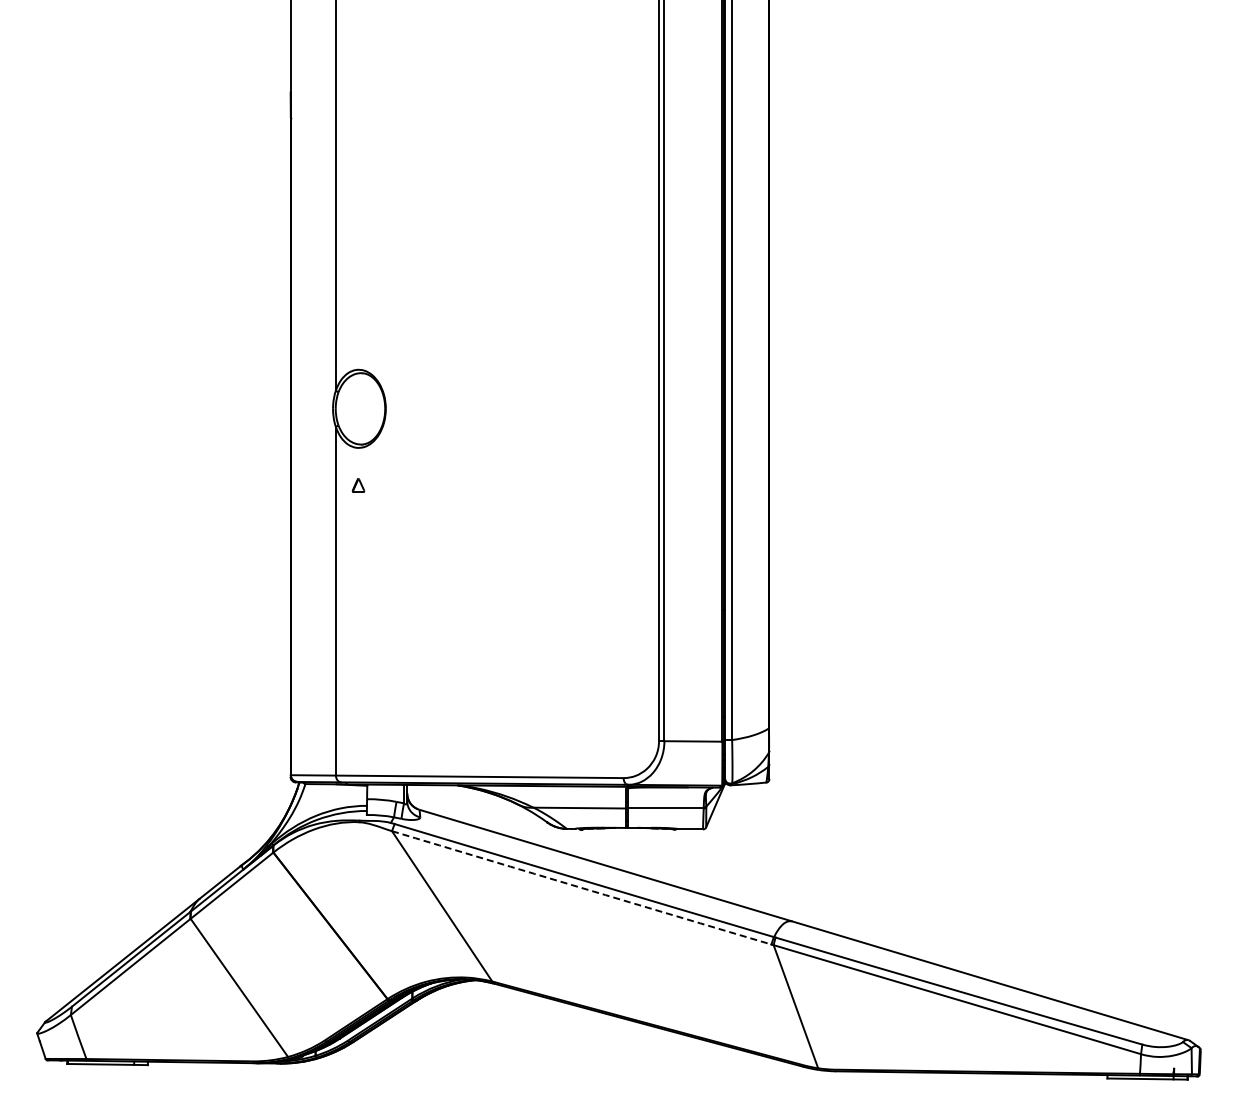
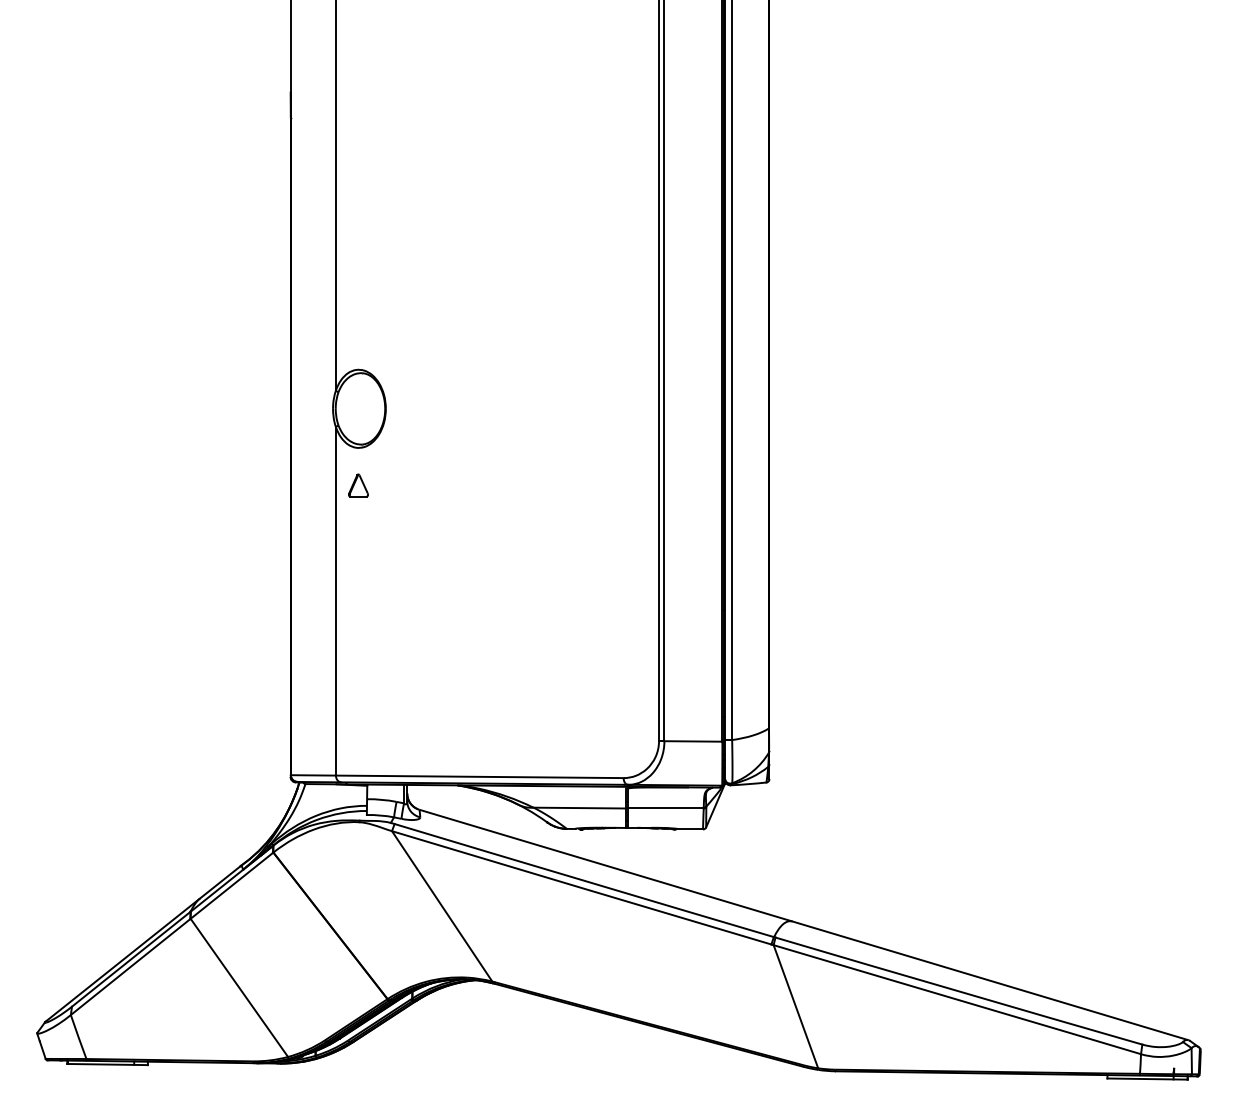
part size: 15x15 px -> 21x25 px (358, 485)
arc: dashed -> solid (581, 887)
